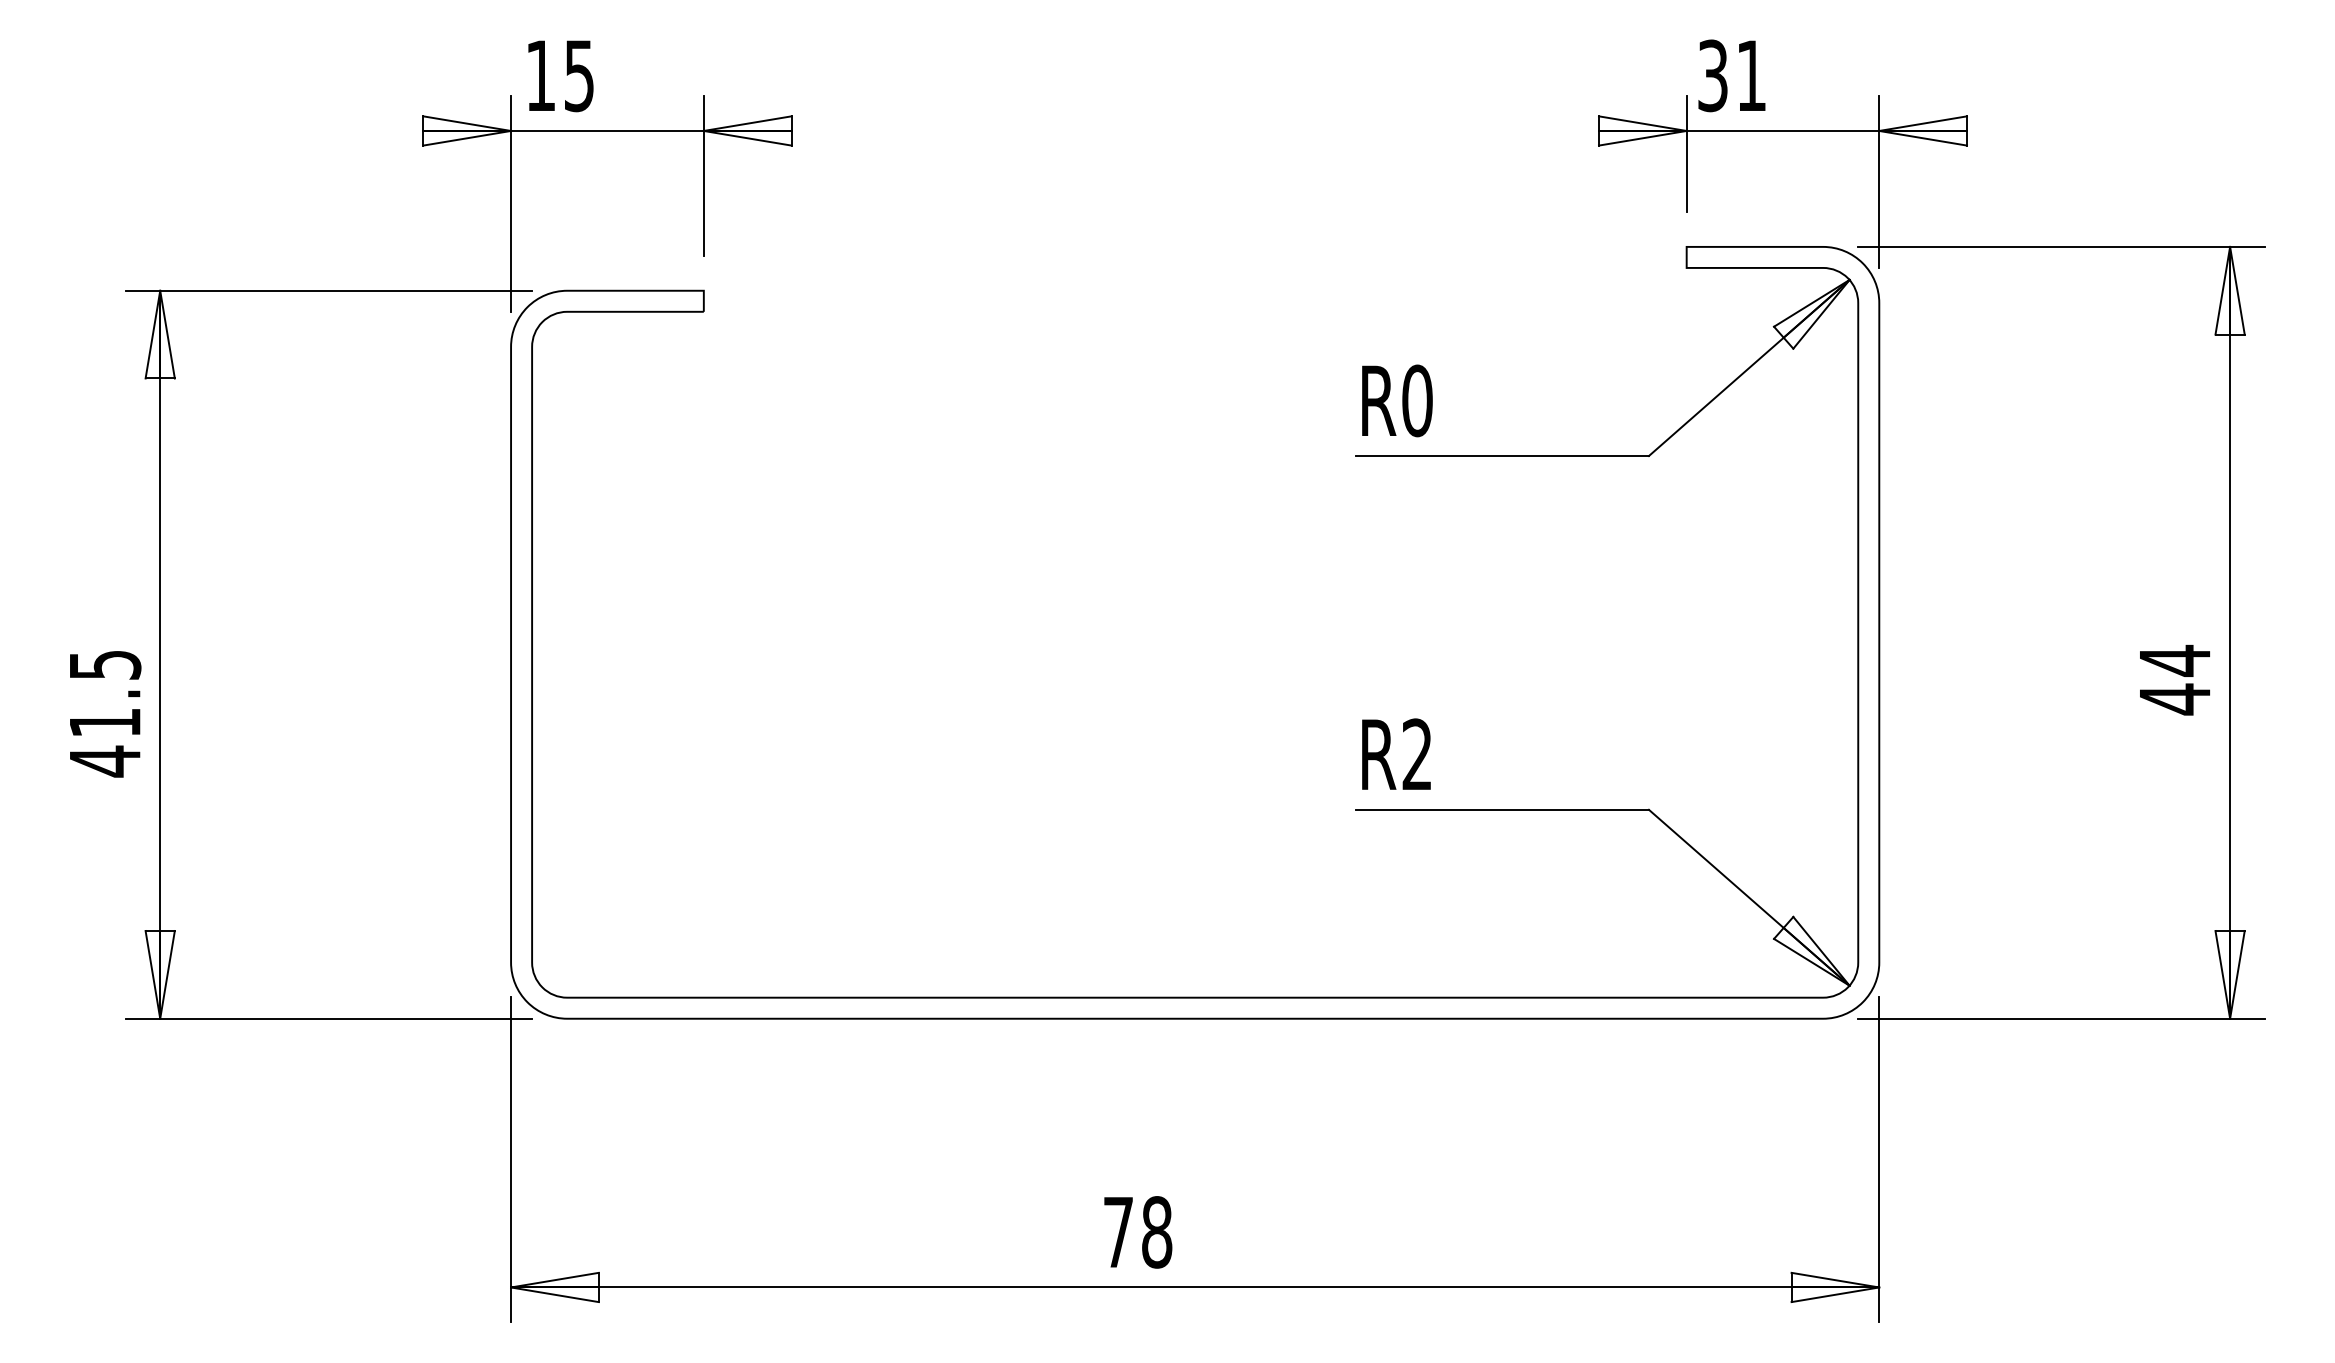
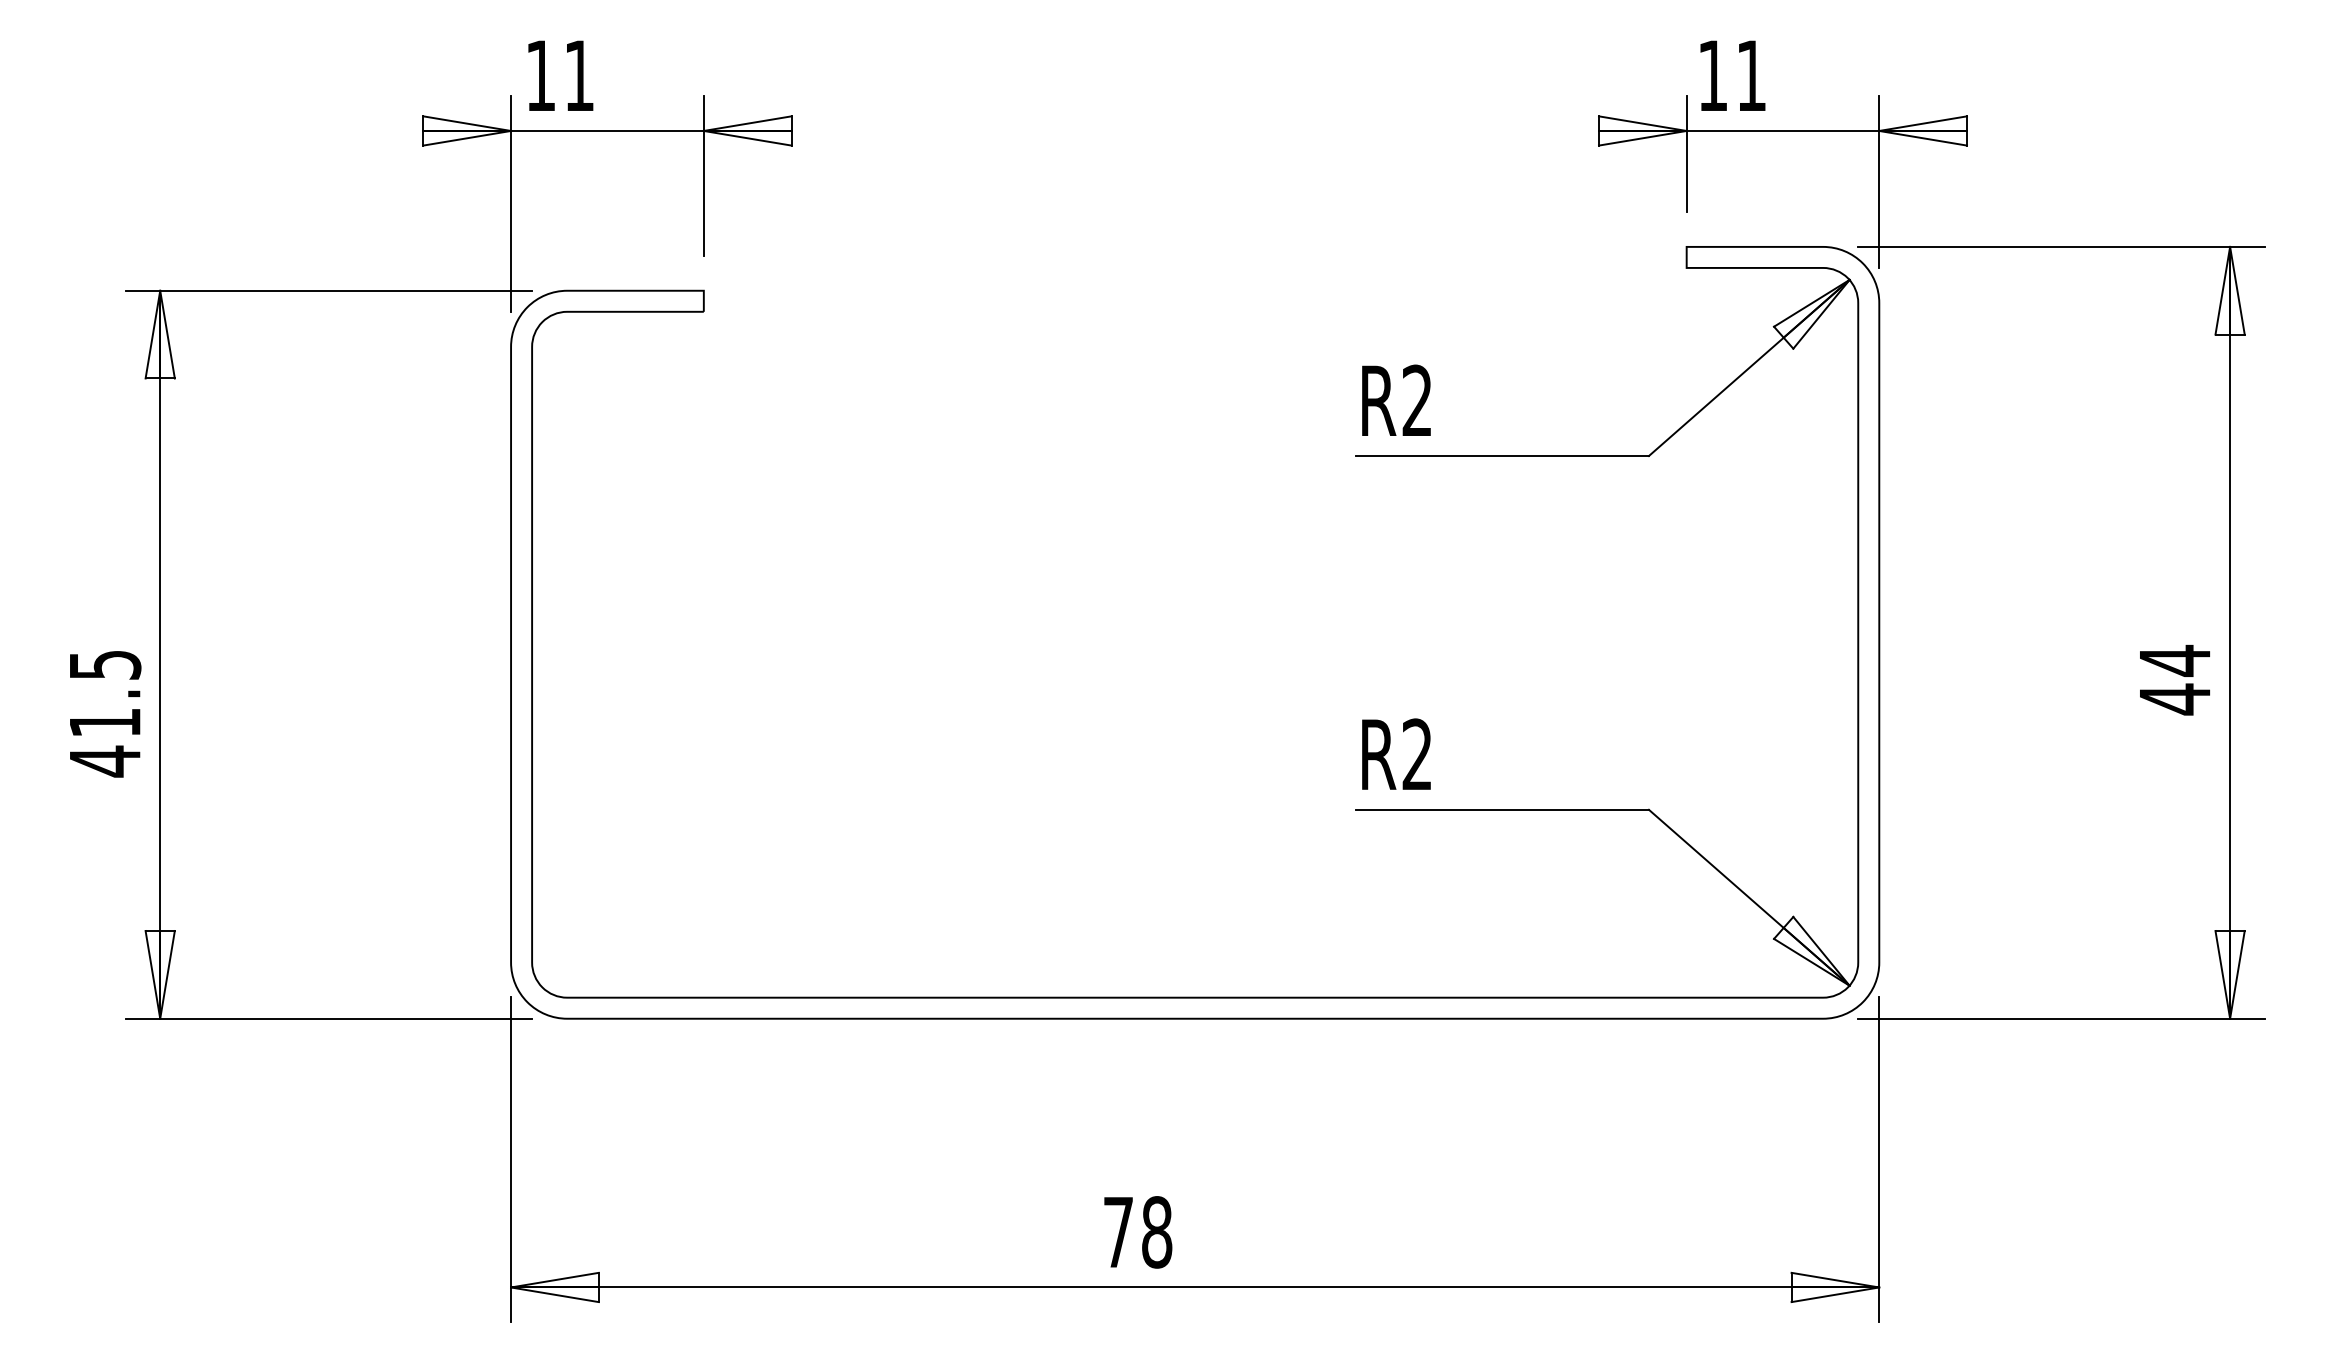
text: 31 -> 11 (1712, 75)
text: 15 -> 11 (579, 76)
text: R0 -> R2 (1417, 400)
